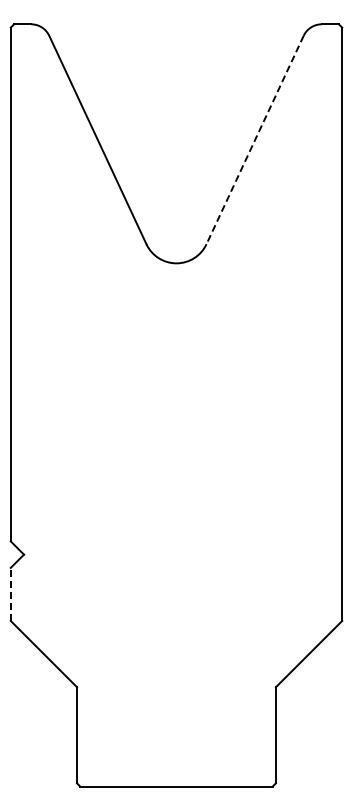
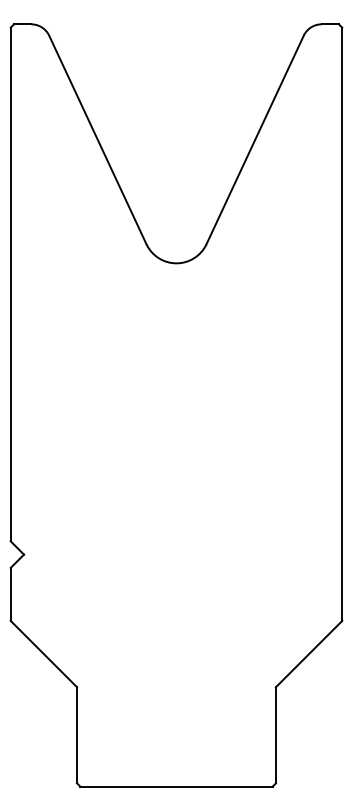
line: dashed -> solid (255, 140)
line: dashed -> solid (10, 594)
